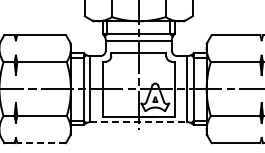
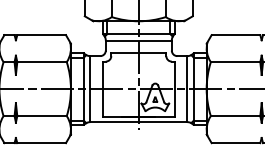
line: dashed -> solid (138, 122)
line: dashed -> solid (41, 143)
